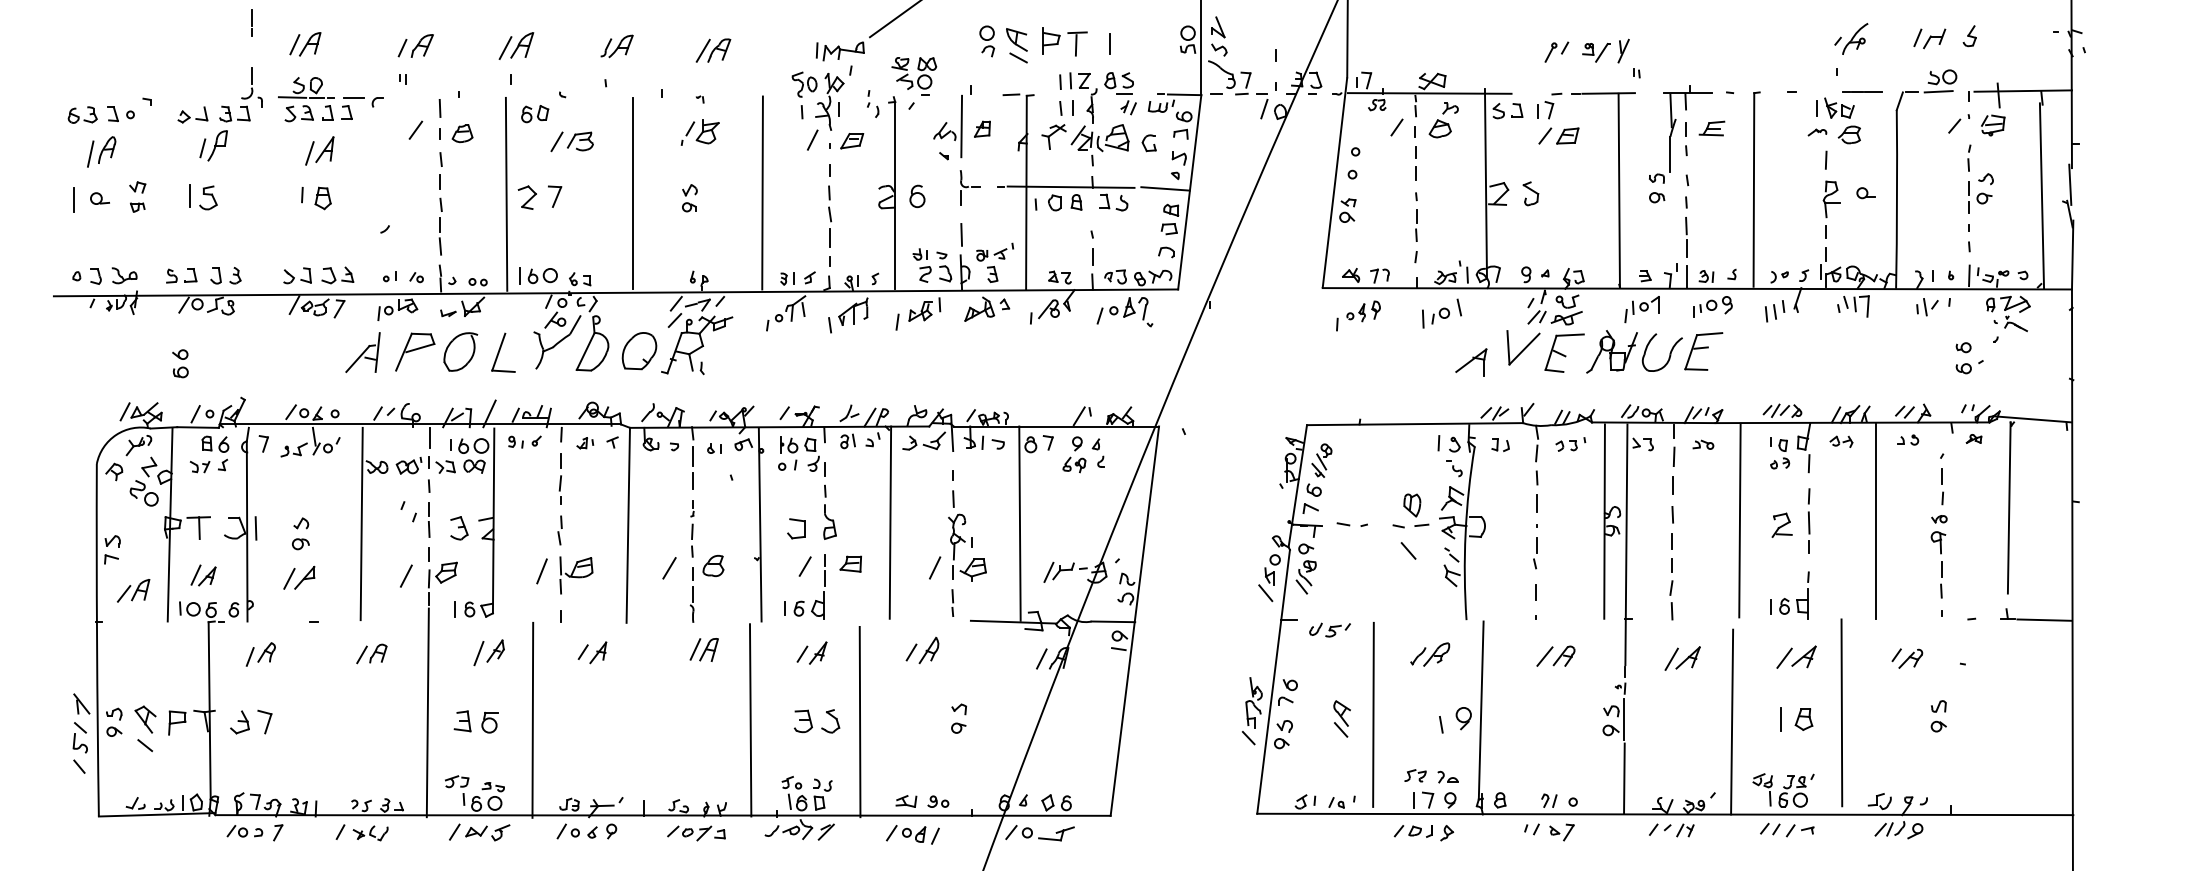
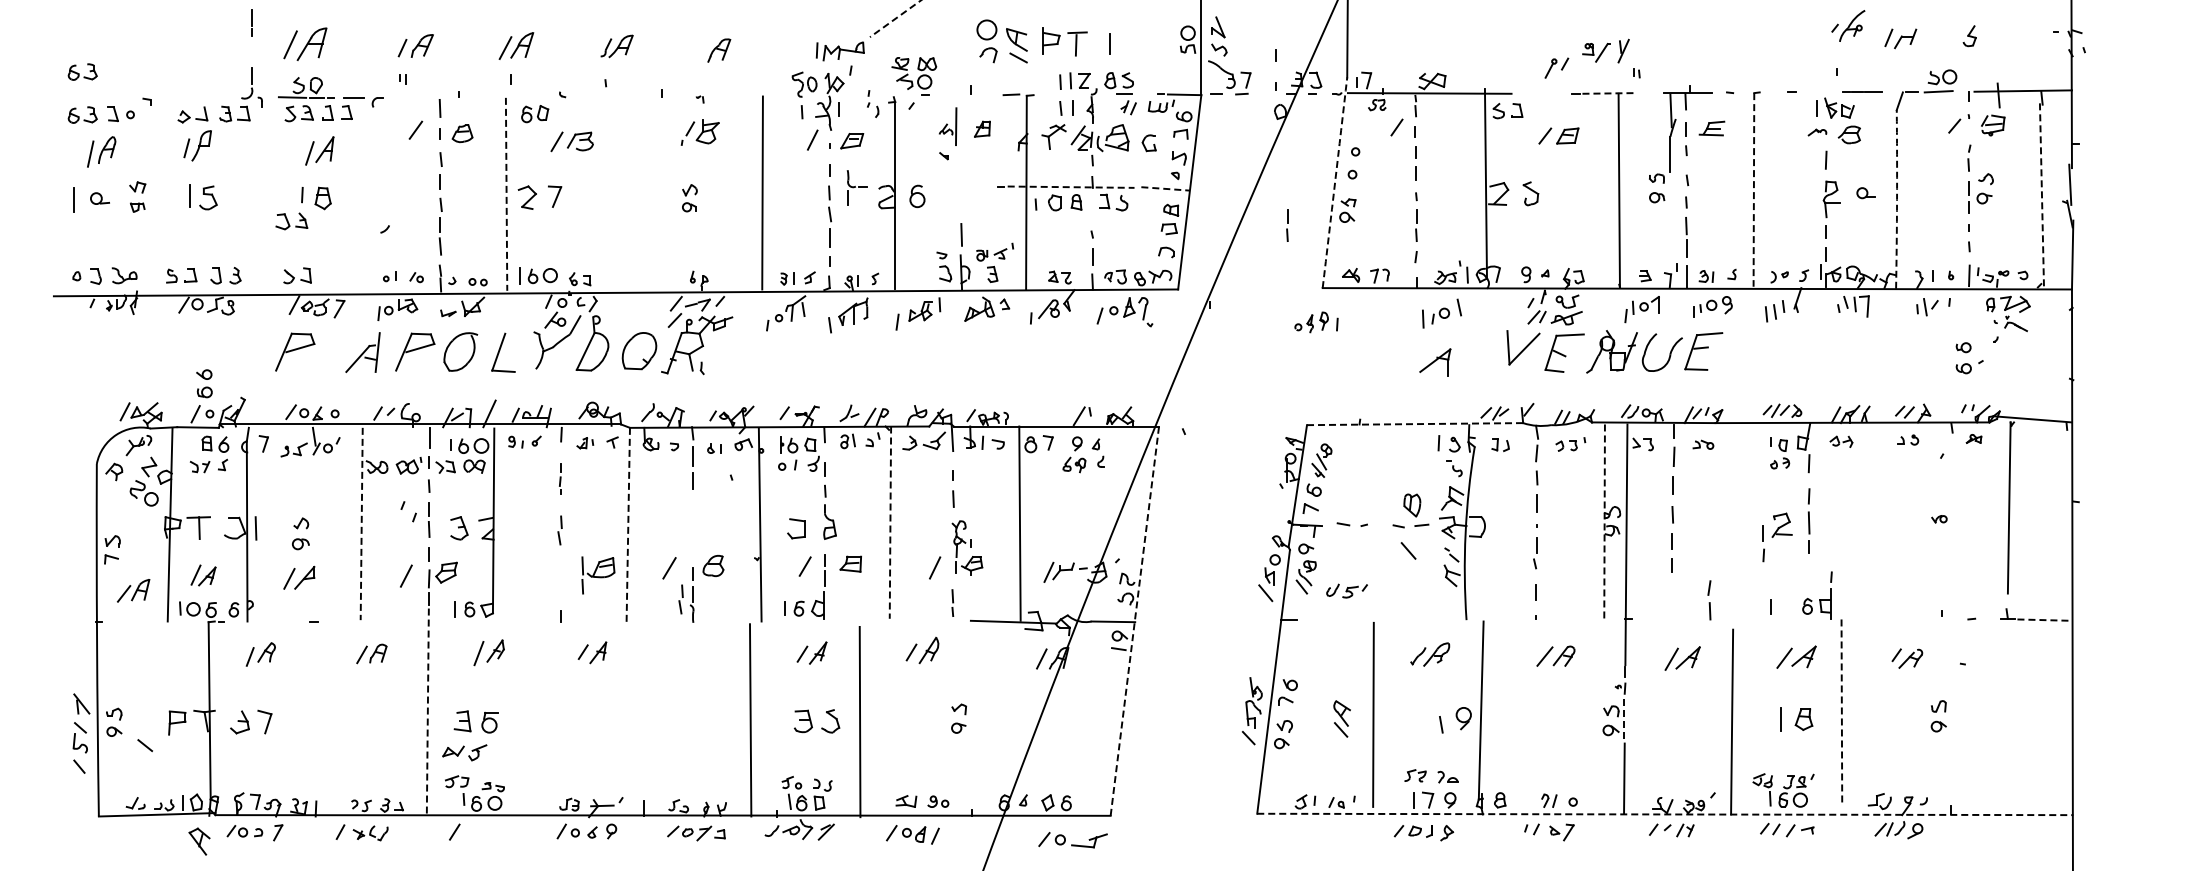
line: solid -> dashed (895, 18)
part position: (1851, 38) -> (1848, 25) (1848, 25)
part position: (1929, 38) -> (1900, 38) (1900, 38)
part size: 17x33 px -> 22x45 px (986, 41)
part size: 33x25 px -> 45x34 px (305, 43)
line: present -> none (702, 50)
part position: (1556, 51) -> (1556, 67) (1556, 67)
part: none -> present (82, 71)
line: solid -> dashed (1609, 93)
part: present -> none (1549, 105)
part: present -> none (1262, 106)
part: present -> none (1443, 120)
part size: 30x64 px -> 19x39 px (948, 126)
part position: (213, 145) -> (197, 145) (197, 145)
arc: solid -> dashed (1335, 182)
part position: (969, 187) -> (856, 187) (856, 187)
line: solid -> dashed (1071, 187)
line: solid -> dashed (1166, 188)
line: solid -> dashed (1753, 189)
line: present -> none (633, 193)
line: solid -> dashed (506, 194)
line: solid -> dashed (2041, 196)
arc: solid -> dashed (1897, 199)
line: none -> present (1287, 223)
part: present -> none (921, 265)
part position: (337, 275) -> (291, 221) (291, 221)
part position: (1363, 311) -> (1311, 322) (1311, 322)
part: none -> present (295, 351)
part position: (1471, 362) -> (1435, 362) (1435, 362)
part position: (180, 363) -> (204, 383) (204, 383)
line: solid -> dashed (1415, 424)
part size: 4x52 px -> 3x32 px (560, 478)
part position: (1942, 486) -> (1763, 543) (1763, 543)
line: present -> none (1739, 520)
line: present -> none (1875, 520)
line: solid -> dashed (1604, 522)
line: solid -> dashed (890, 523)
line: solid -> dashed (361, 524)
line: solid -> dashed (628, 525)
part: present -> none (692, 528)
part size: 39x69 px -> 33x56 px (967, 547)
part: present -> none (1938, 564)
line: present -> none (541, 571)
part position: (576, 575) -> (598, 575) (598, 575)
part position: (1794, 595) -> (1817, 595) (1817, 595)
part: none -> present (680, 599)
part position: (1671, 600) -> (1709, 600) (1709, 600)
line: solid -> dashed (1134, 620)
line: solid -> dashed (2045, 620)
part position: (1329, 629) -> (1346, 590) (1346, 590)
part: present -> none (703, 649)
line: solid -> dashed (427, 713)
line: solid -> dashed (1841, 713)
part position: (145, 719) -> (199, 841) (199, 841)
line: present -> none (532, 719)
line: solid -> dashed (1624, 719)
line: solid -> dashed (1665, 814)
part position: (487, 832) -> (464, 752) (464, 752)
part position: (1039, 833) -> (1072, 840) (1072, 840)
